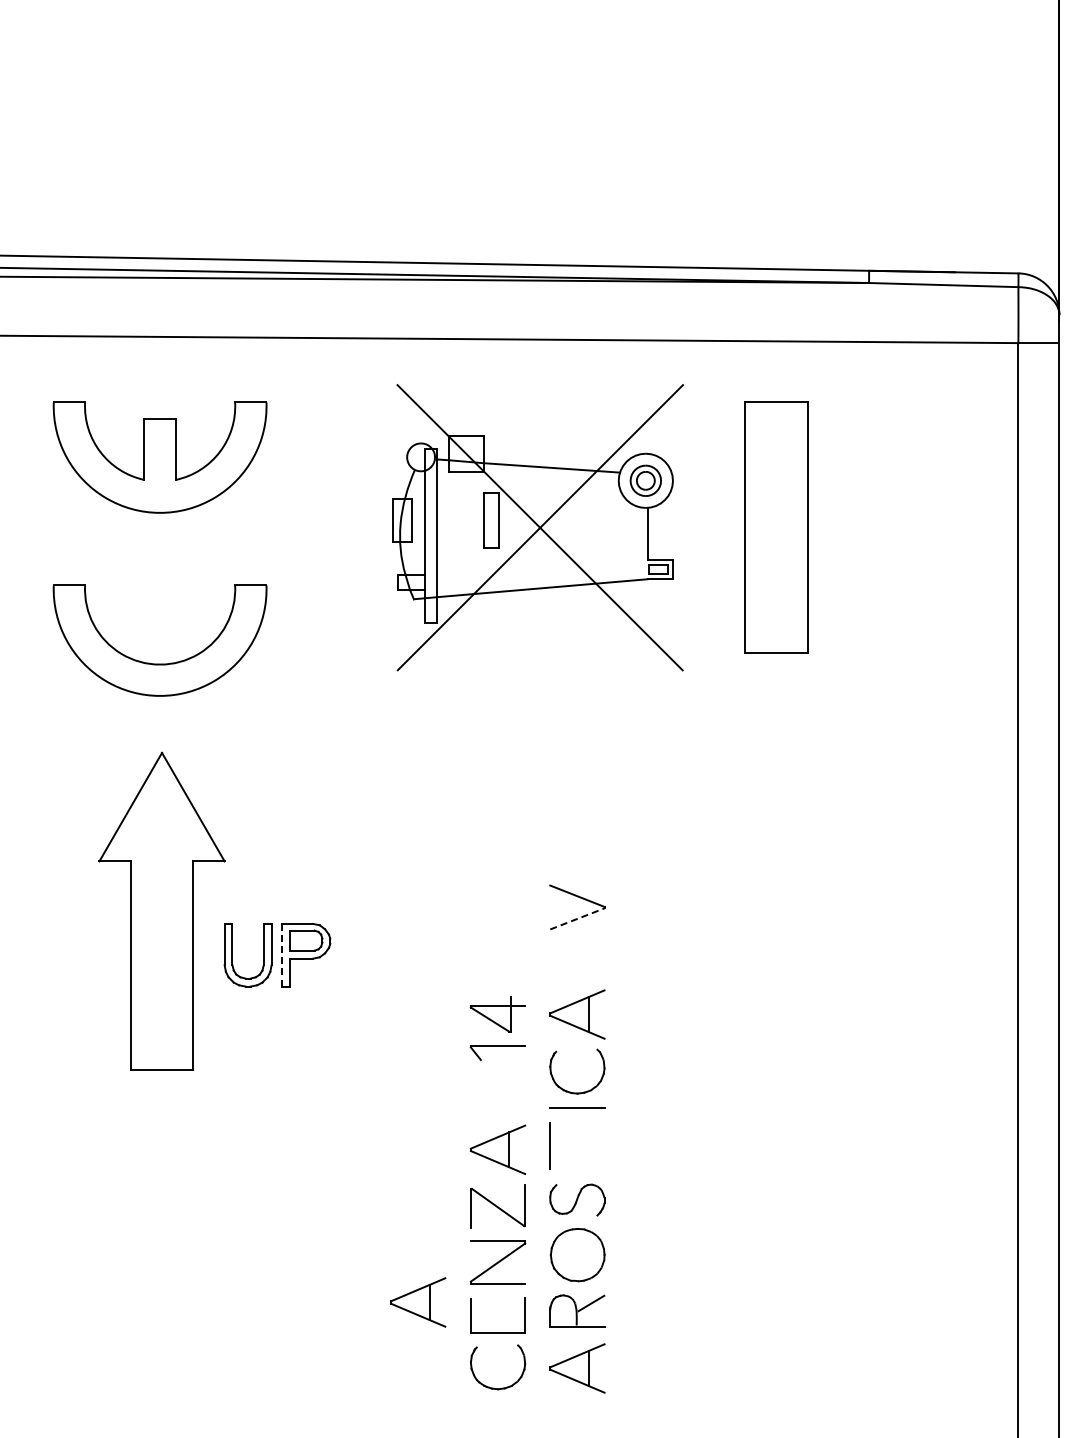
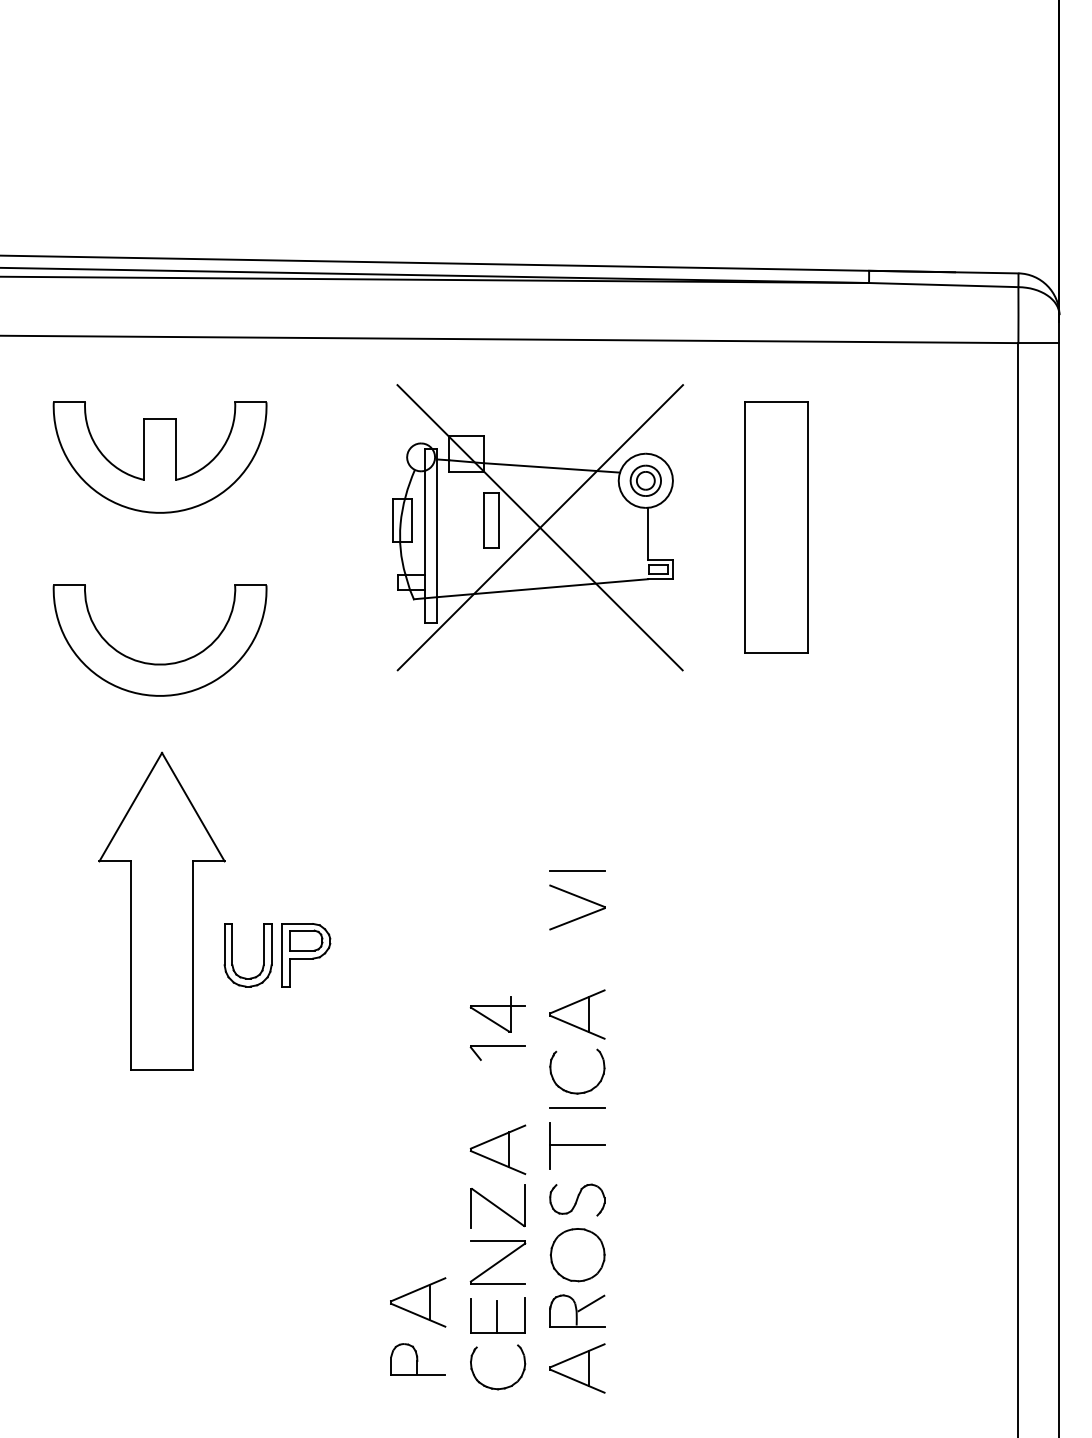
line: none -> present (577, 870)
line: dashed -> solid (577, 918)
line: dashed -> solid (282, 954)
line: none -> present (577, 1145)
line: none -> present (496, 1317)
part: none -> present (417, 1359)
